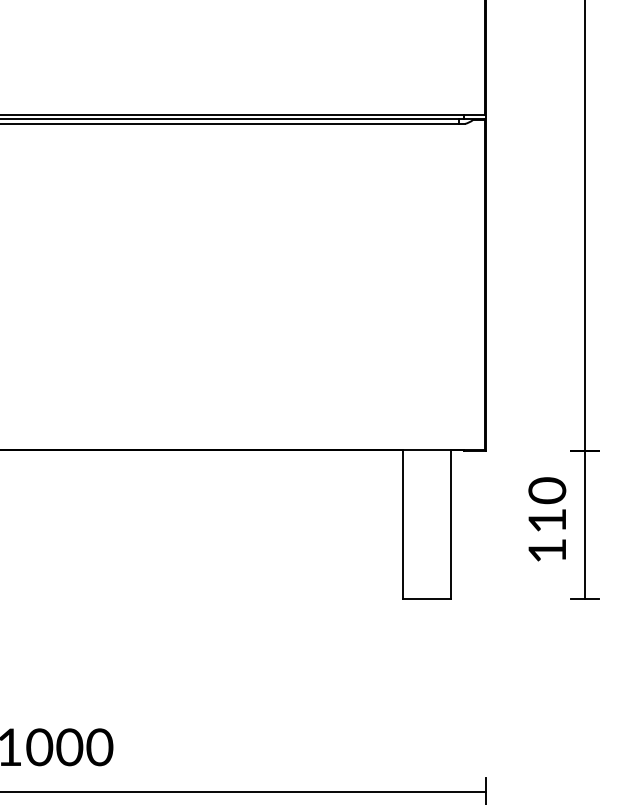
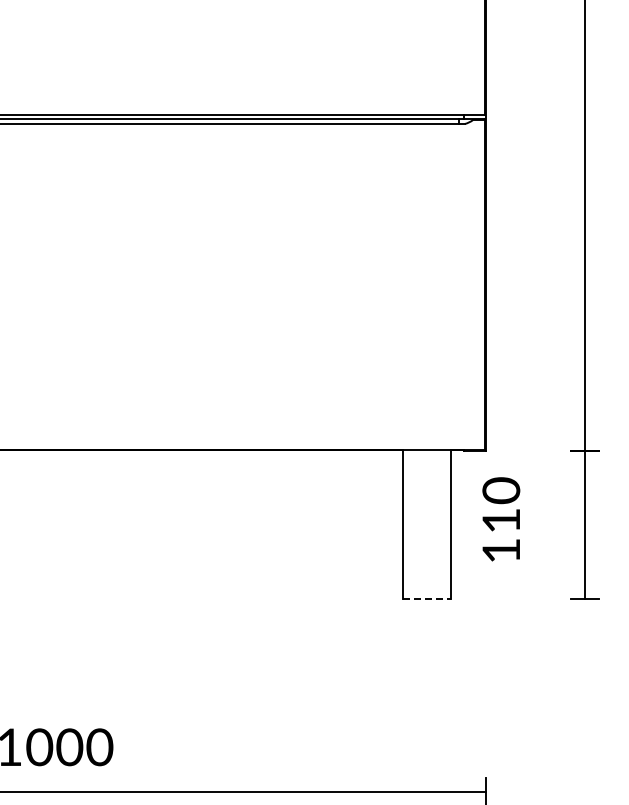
text position: (547, 519) -> (501, 519) (501, 519)
line: solid -> dashed (426, 599)
